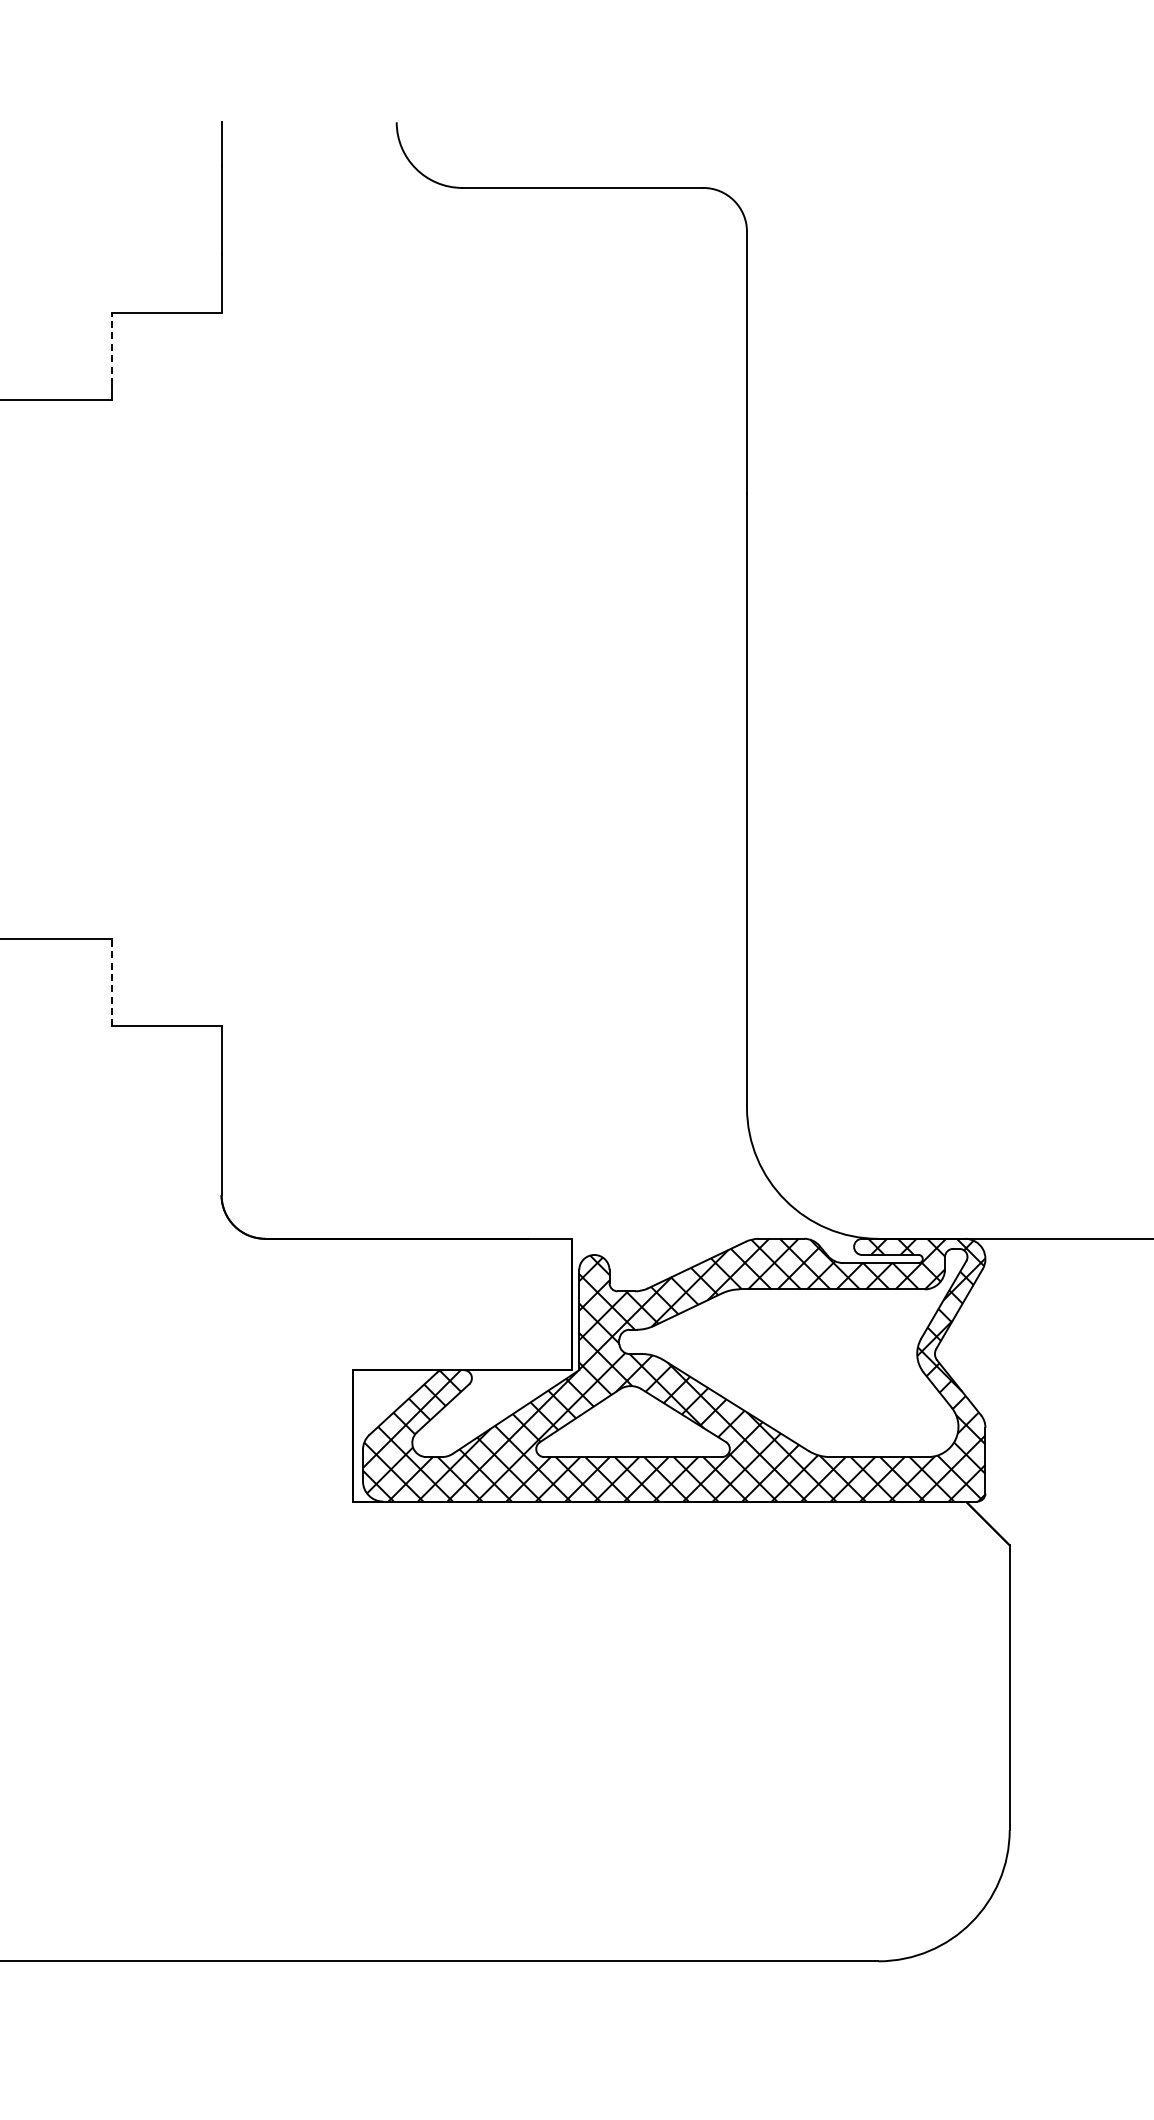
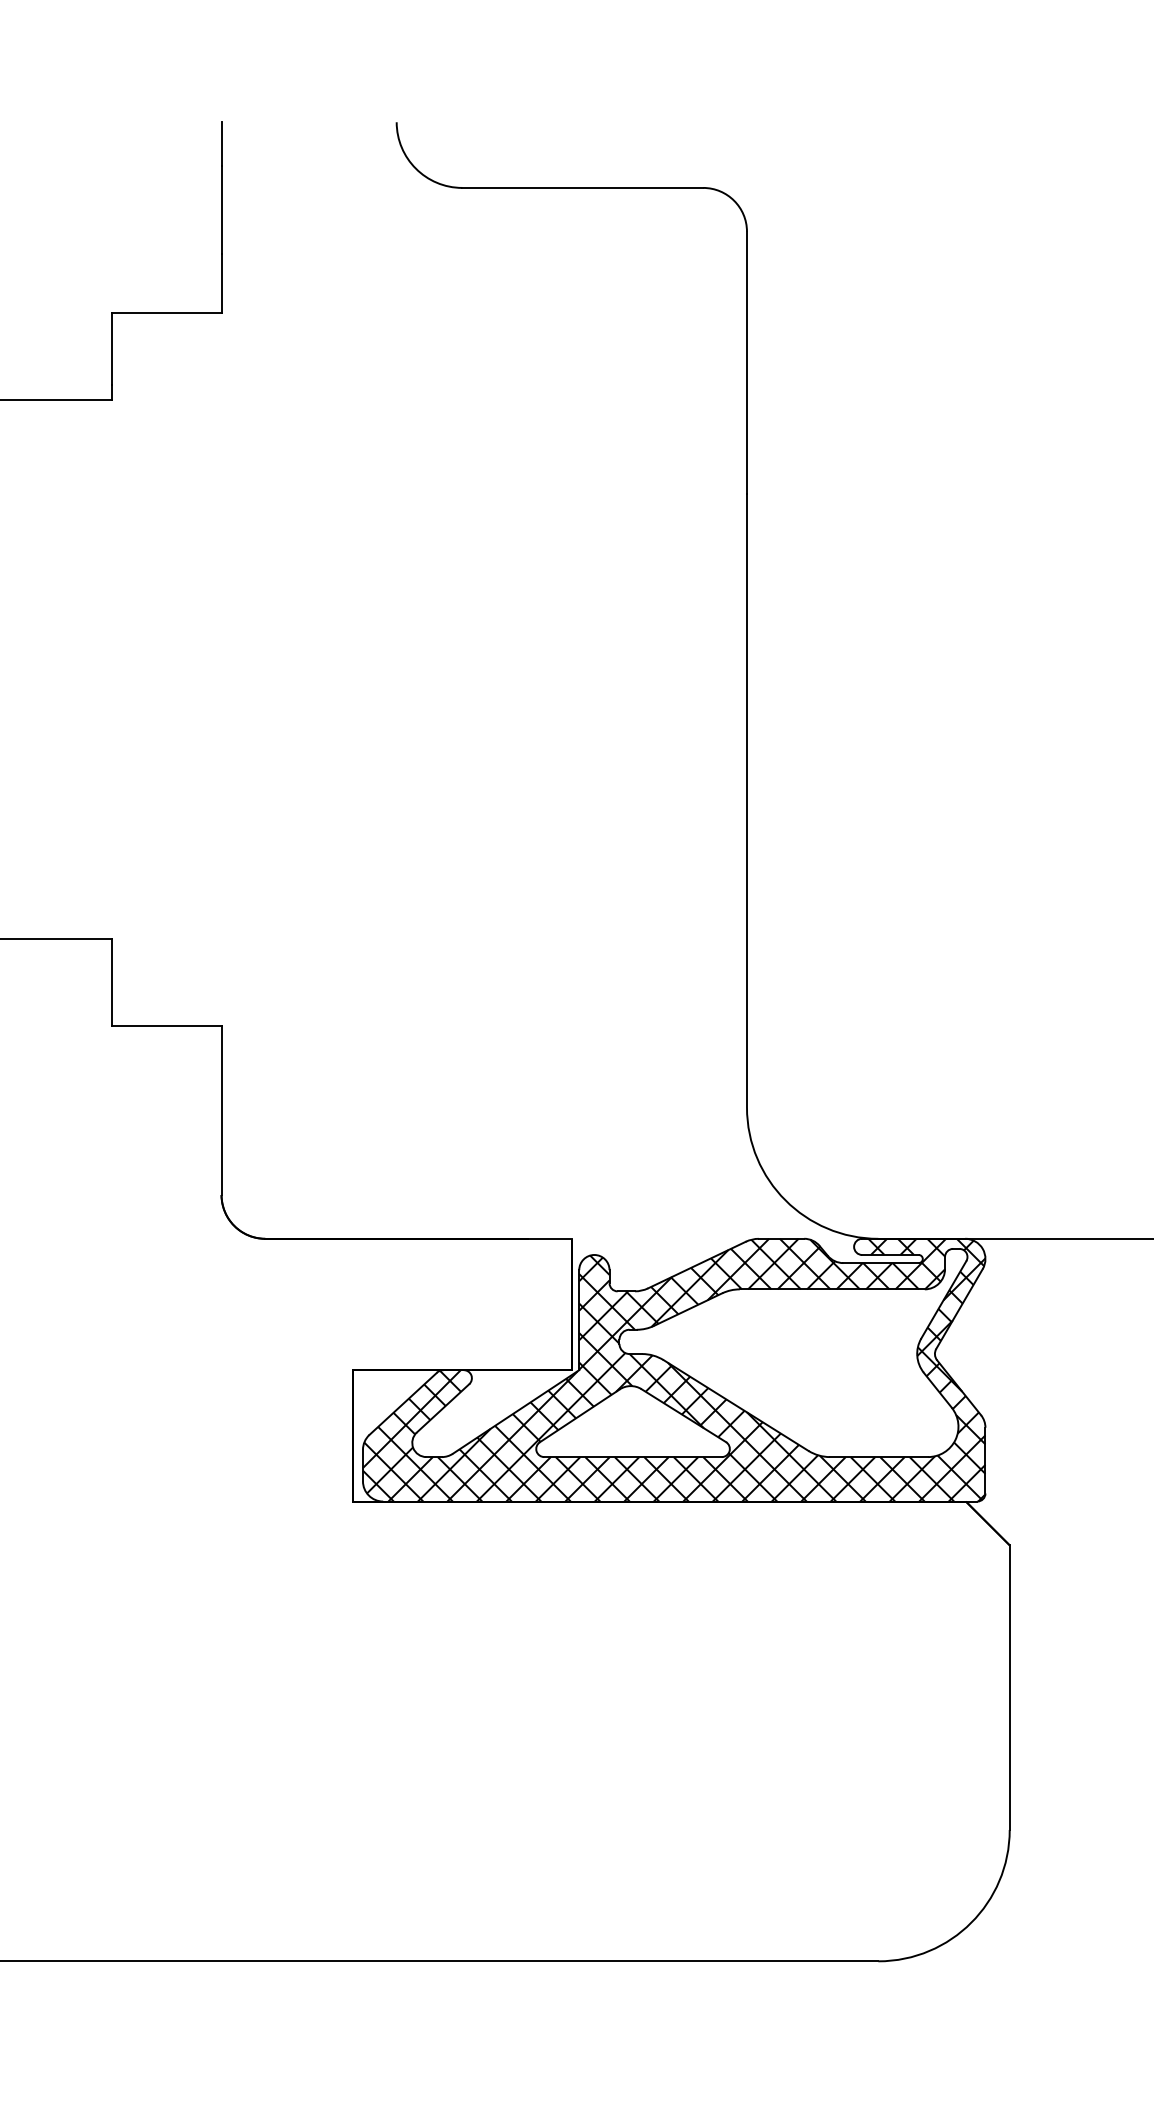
line: dashed -> solid (112, 348)
line: dashed -> solid (112, 982)
